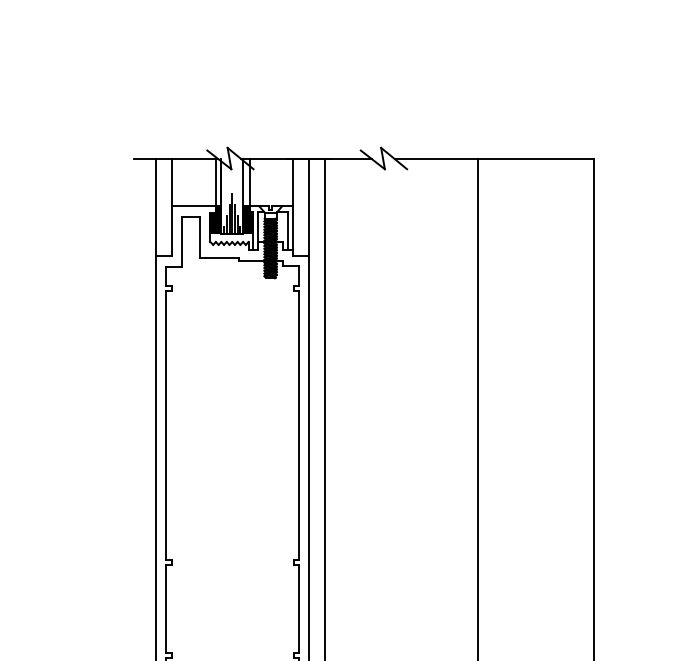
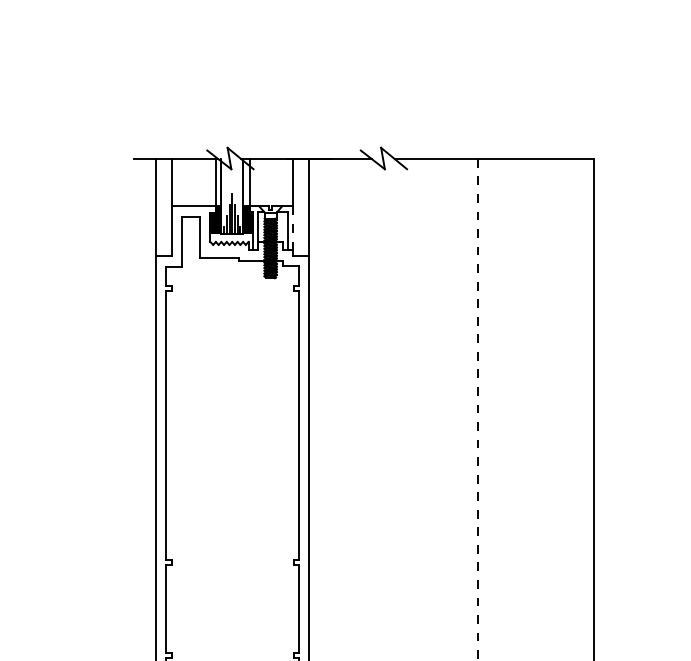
line: solid -> dashed (293, 228)
line: present -> none (324, 407)
line: solid -> dashed (478, 409)
